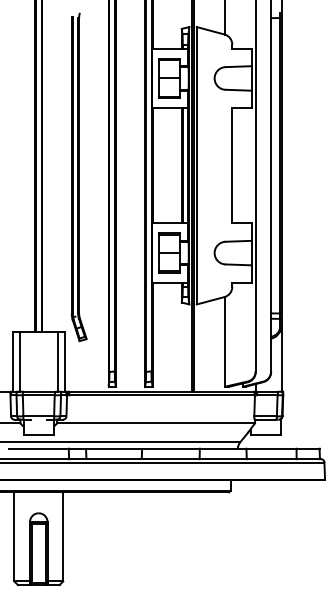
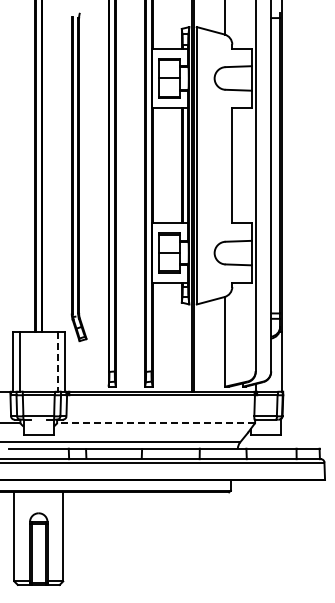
line: solid -> dashed (57, 362)
line: solid -> dashed (156, 423)
